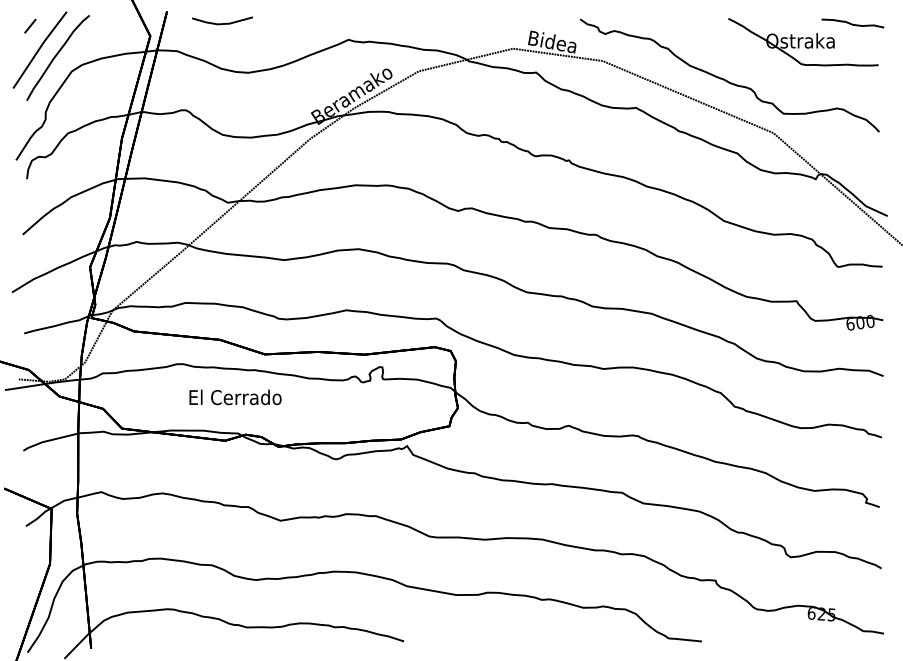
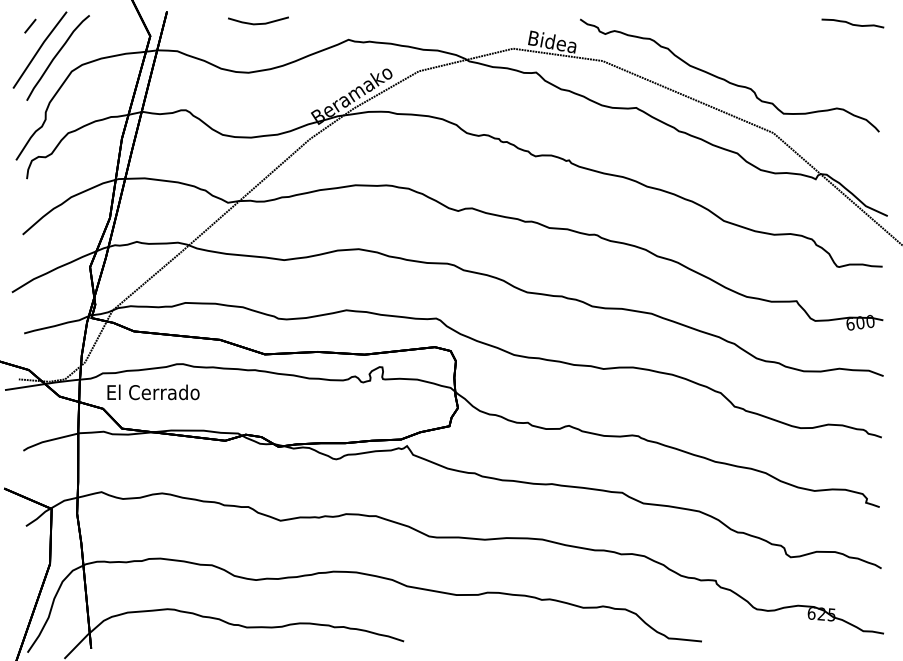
line position: (222, 23) -> (258, 23) (258, 23)
part: present -> none (803, 42)
text position: (235, 397) -> (153, 392) (153, 392)
